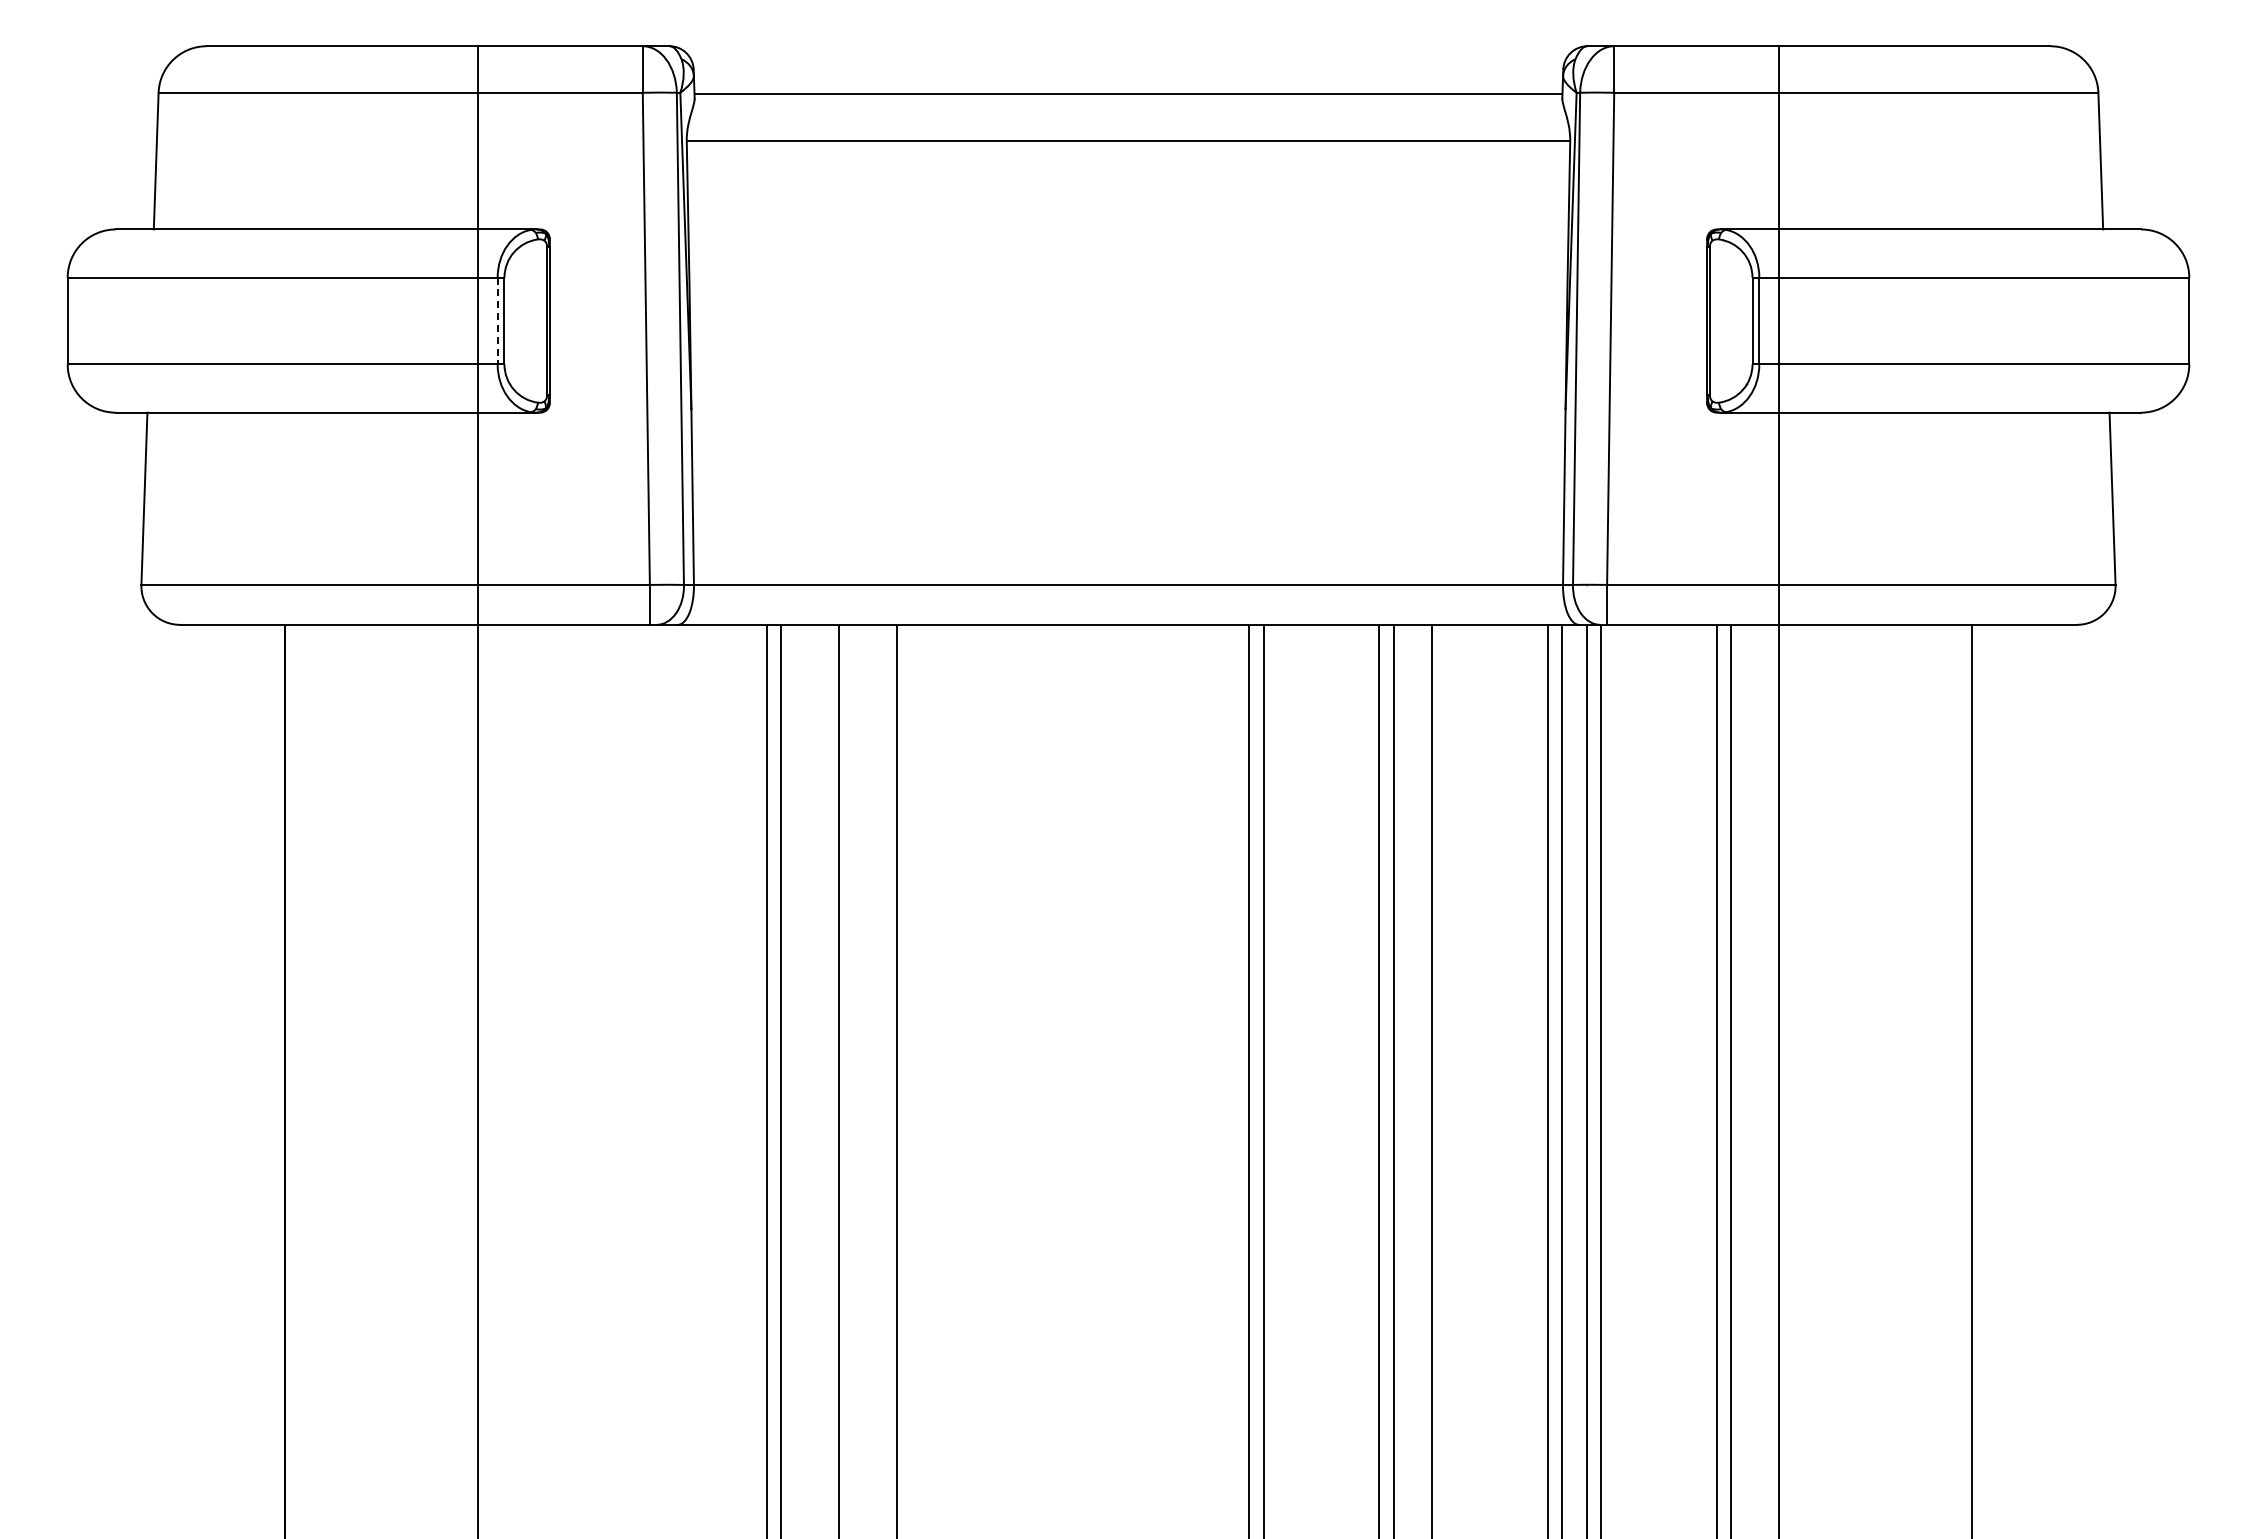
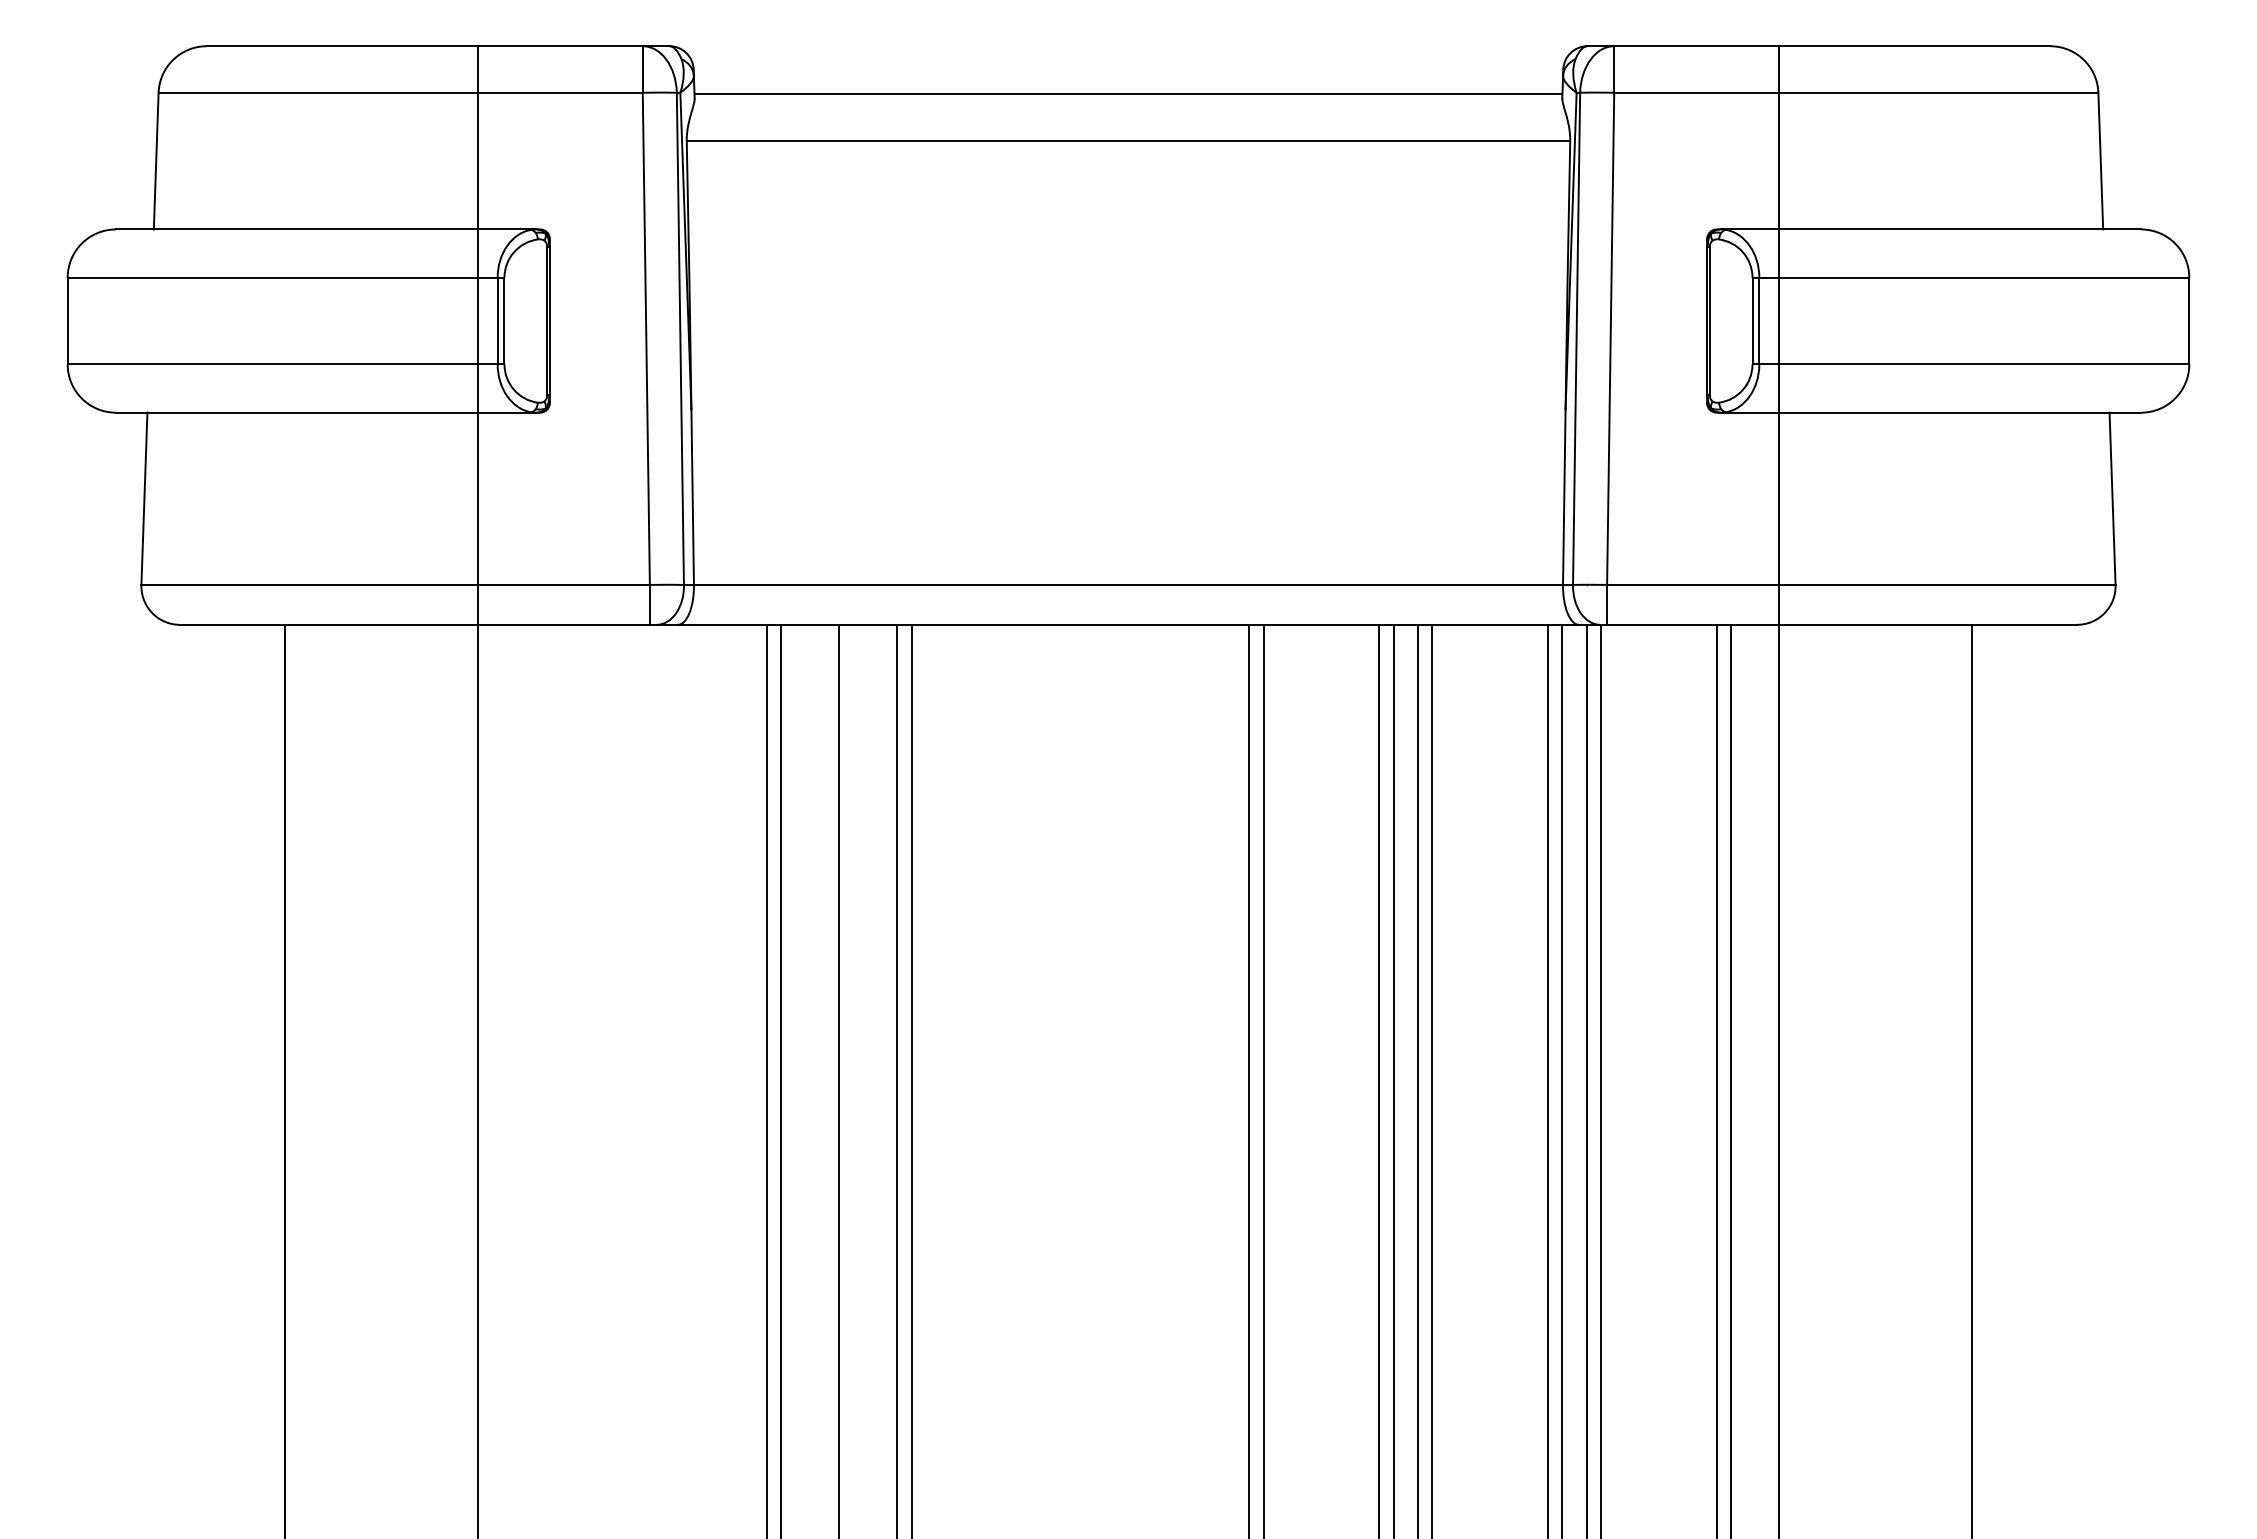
line: dashed -> solid (497, 321)
line: none -> present (911, 1079)
line: none -> present (1417, 1079)
